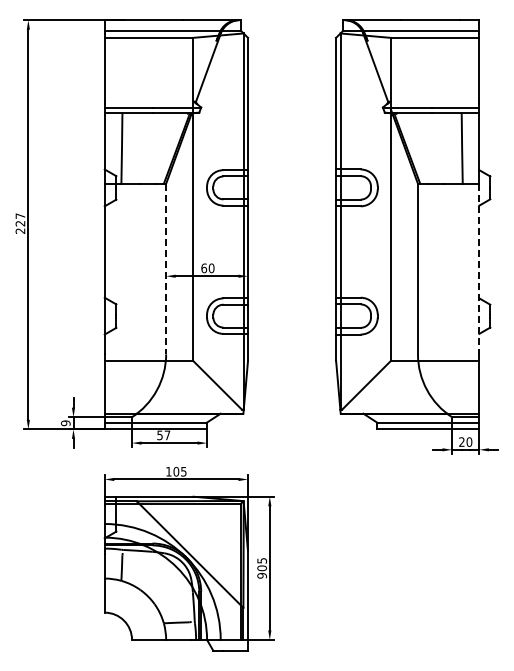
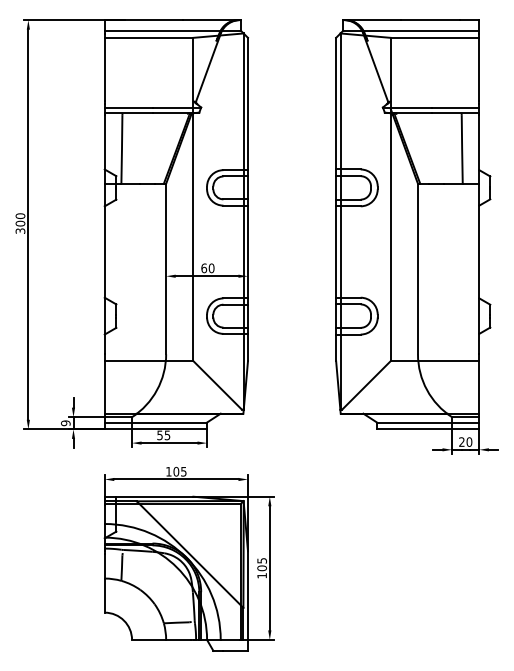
text: 227 -> 300 (20, 223)
line: dashed -> solid (166, 269)
line: dashed -> solid (479, 269)
text: 57 -> 55 (167, 435)
text: 905 -> 105 (261, 575)
